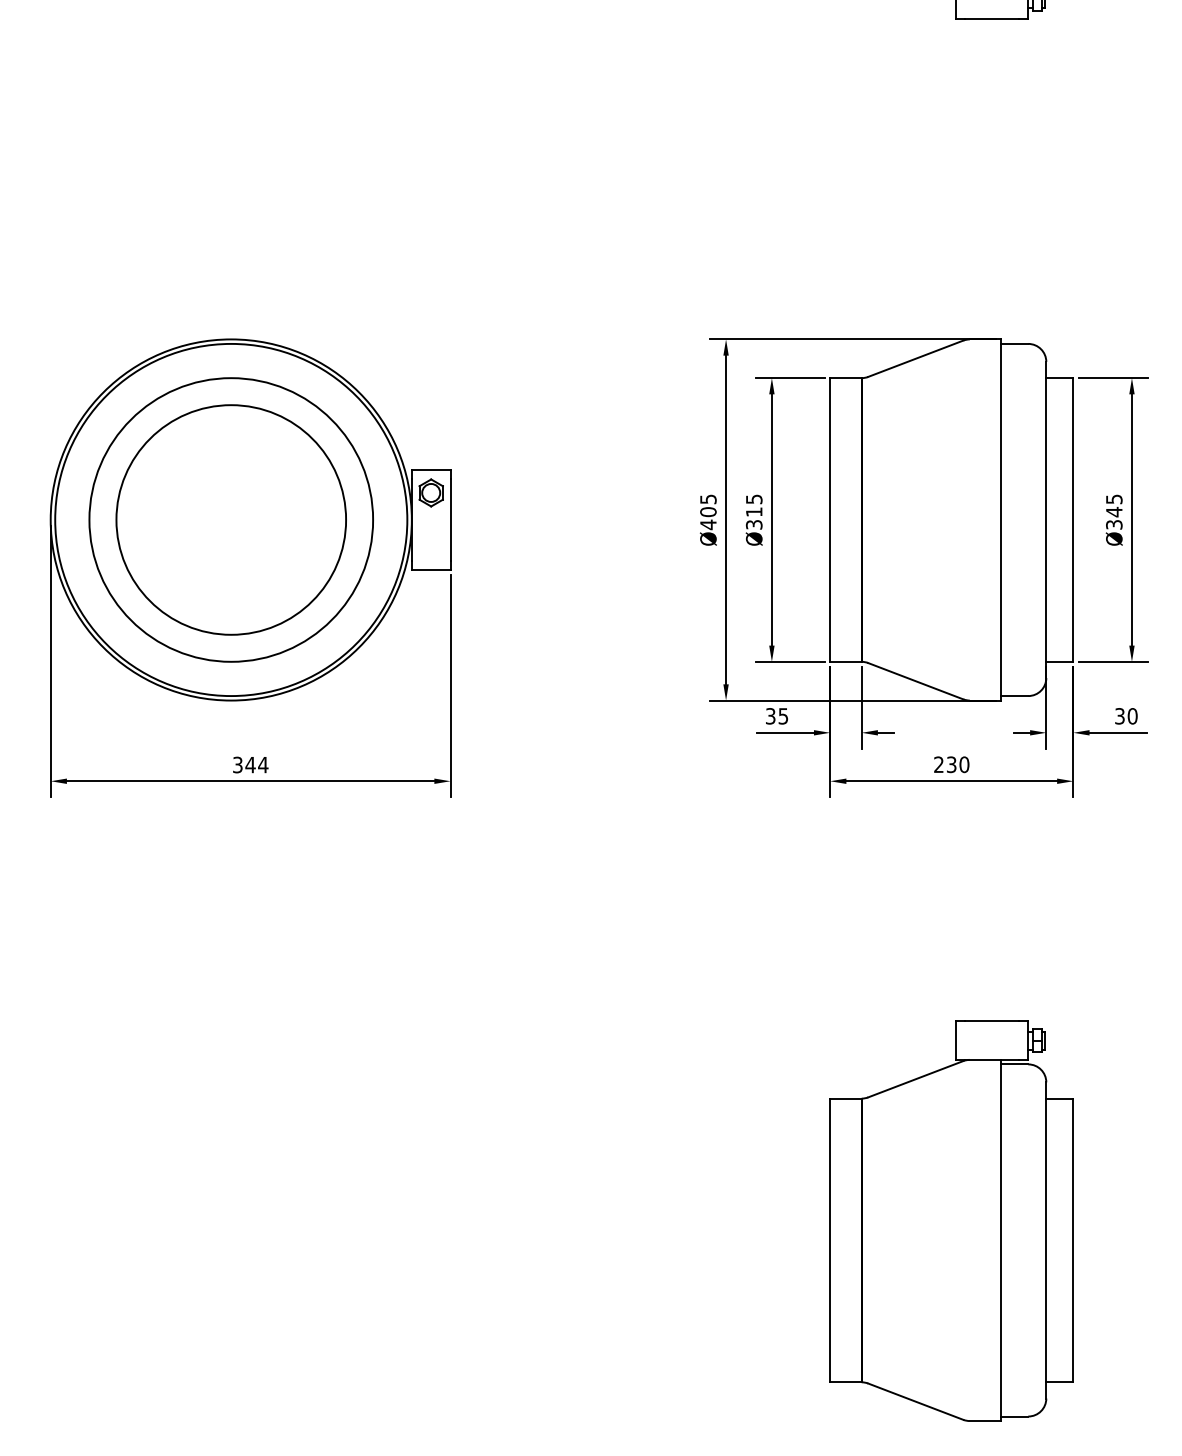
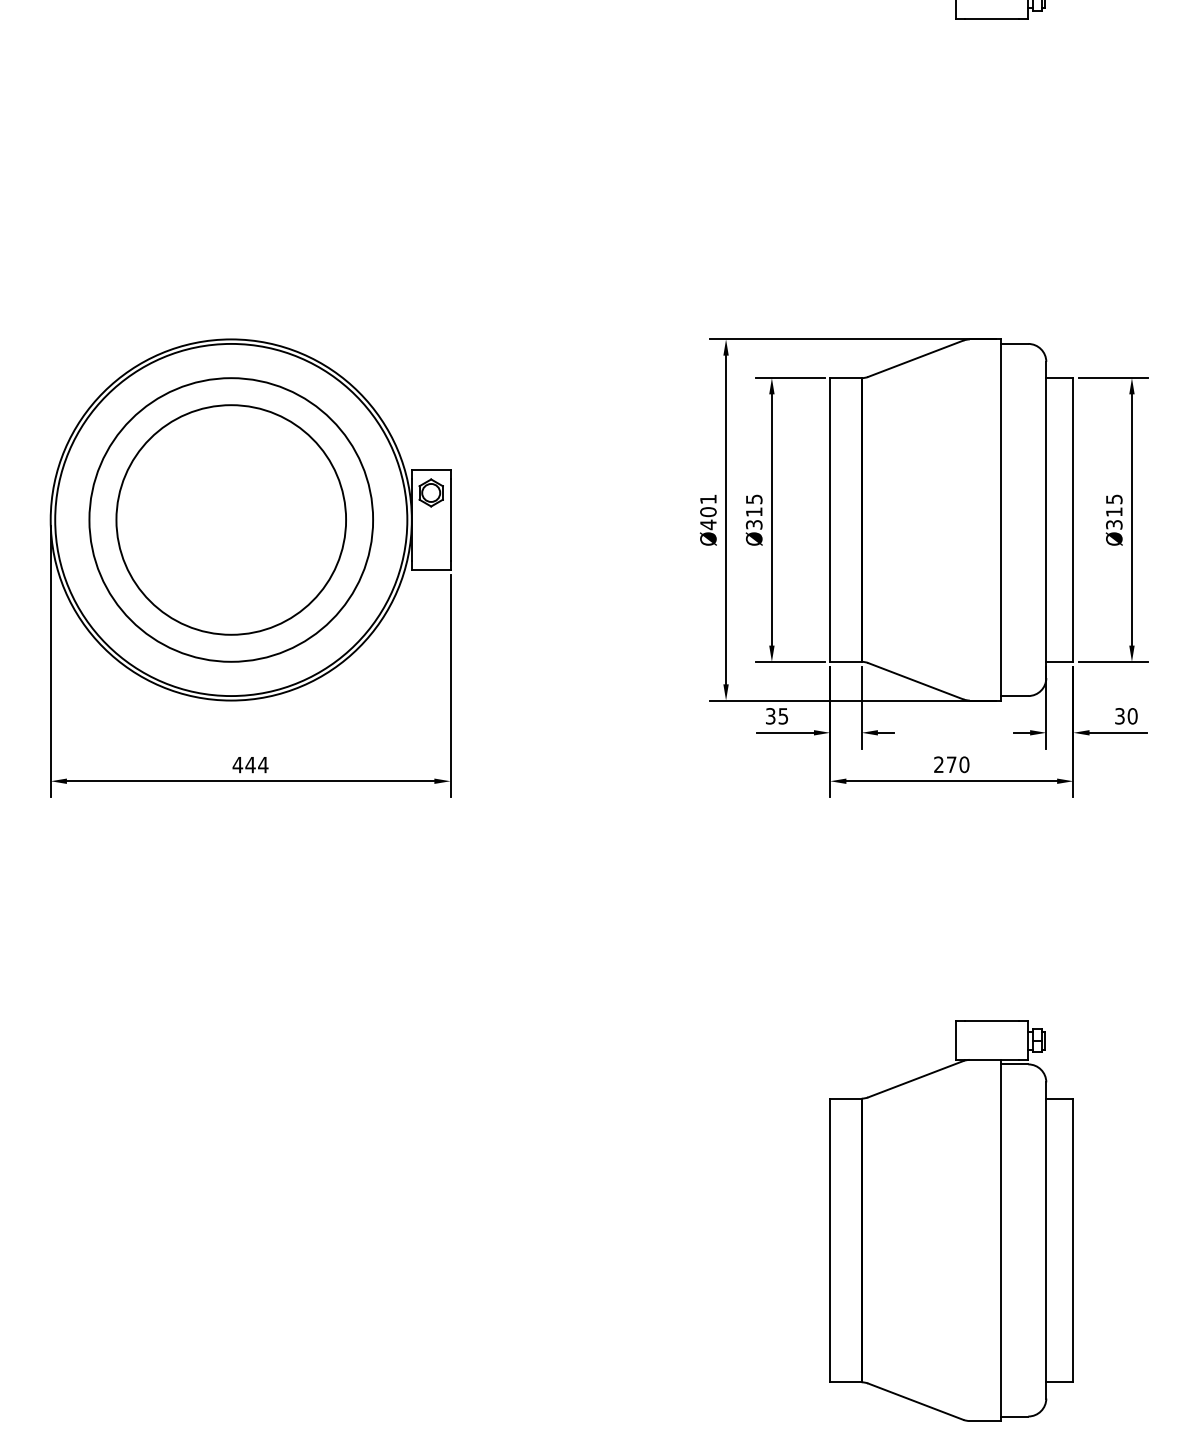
text: Ø405 -> Ø401 (708, 499)
text: Ø345 -> Ø315 (1114, 511)
text: 344 -> 444 (237, 764)
text: 230 -> 270 (951, 764)
